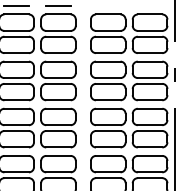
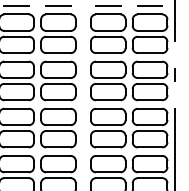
line: none -> present (108, 6)
line: none -> present (149, 6)
